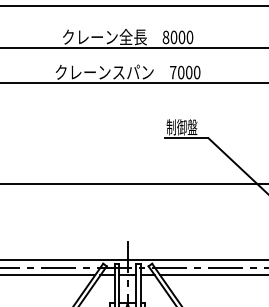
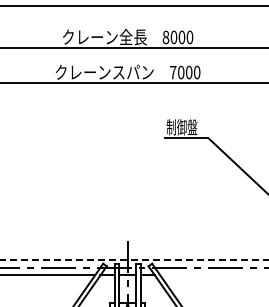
line: present -> none (133, 184)
line: solid -> dashed (134, 259)
line: present -> none (212, 275)
